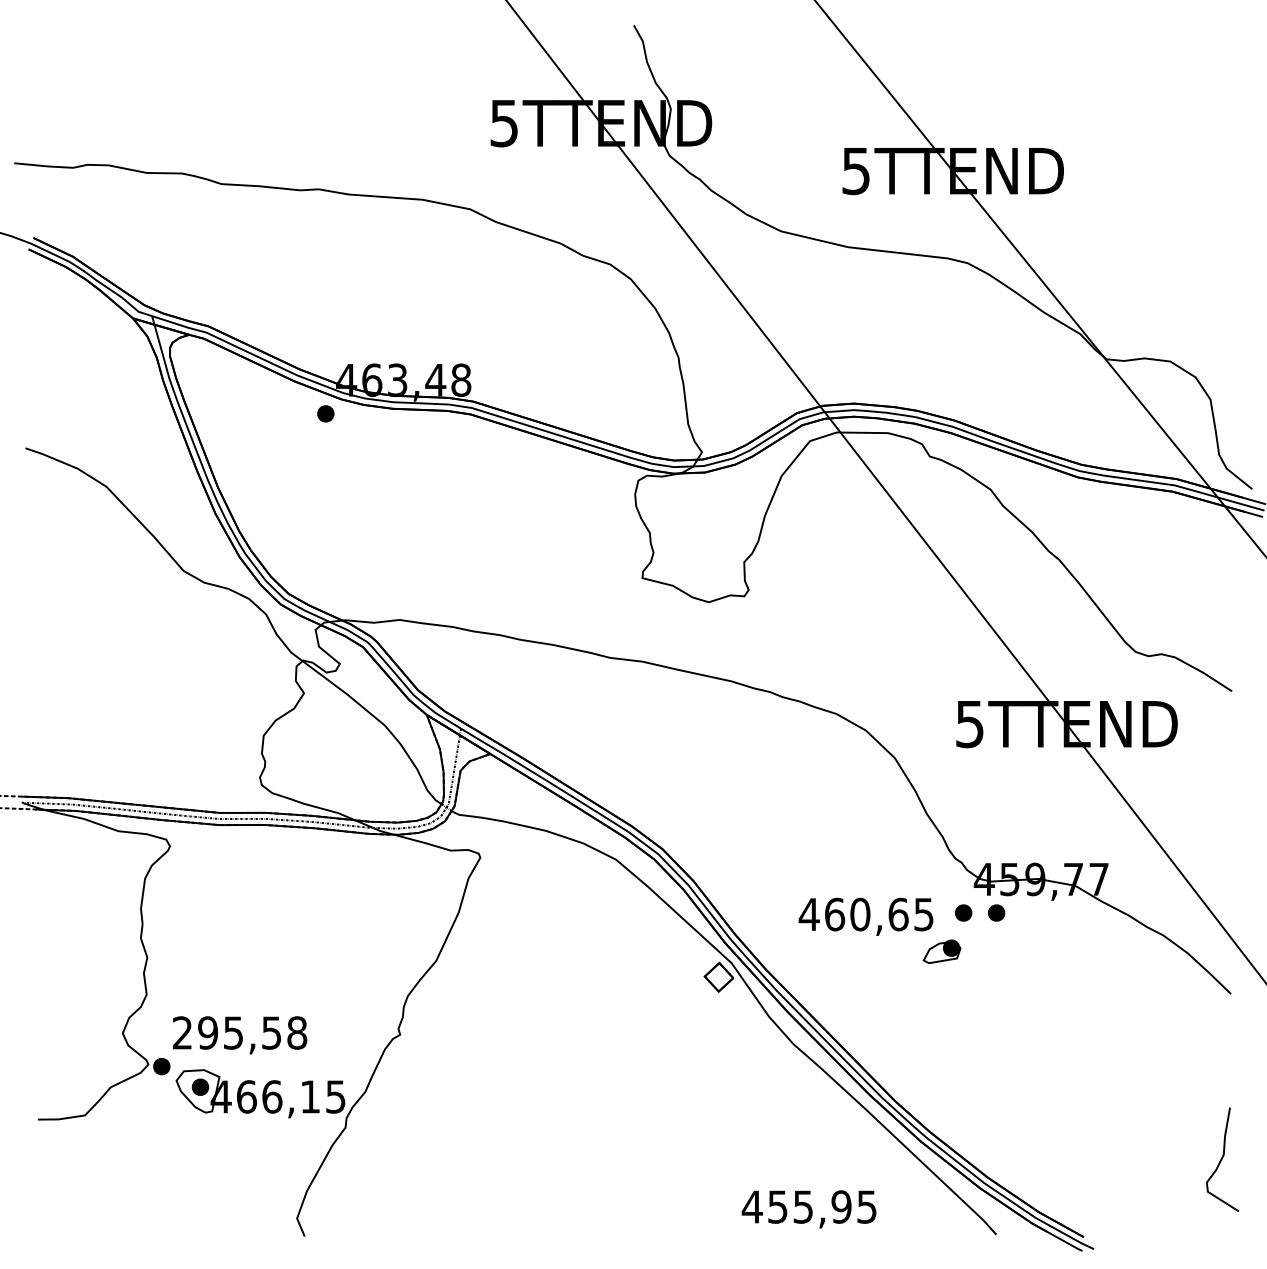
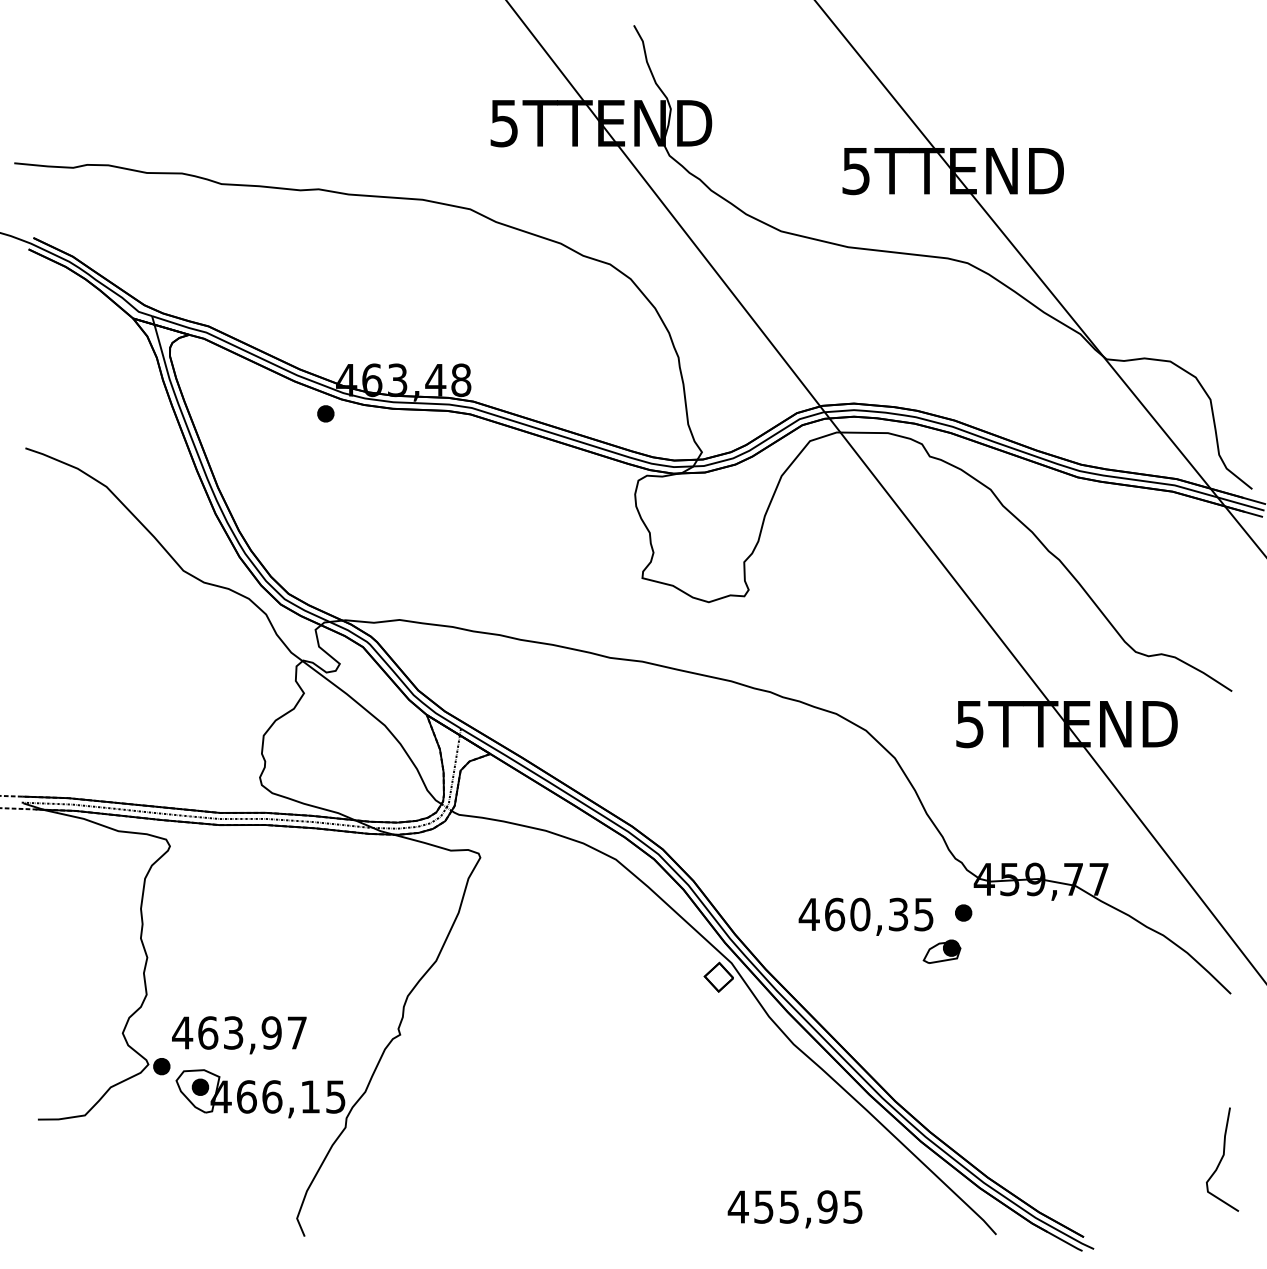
part: present -> none (996, 912)
text: 460,65 -> 460,35 (898, 914)
text: 295,58 -> 463,97 (239, 1032)
text position: (808, 1209) -> (794, 1209) (794, 1209)
